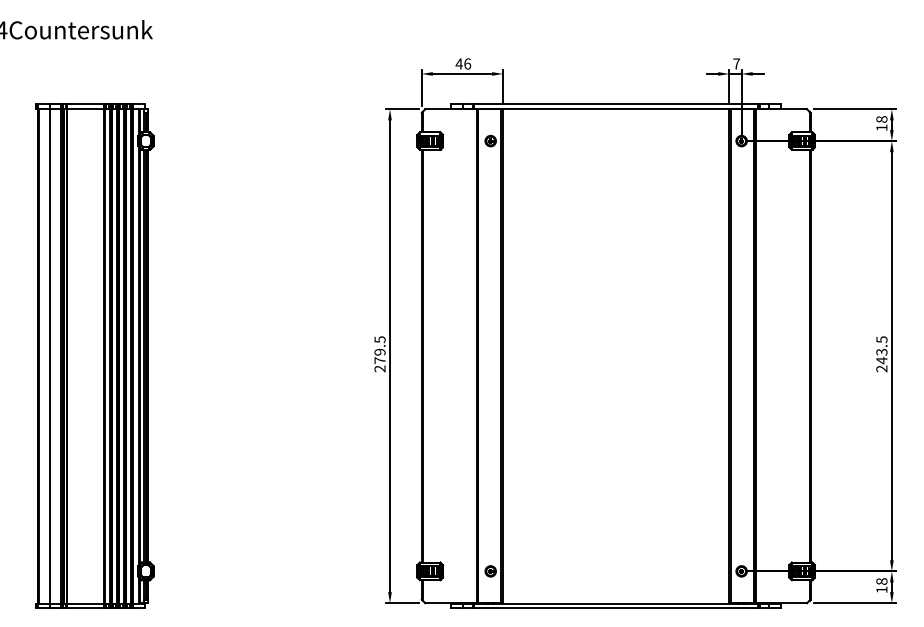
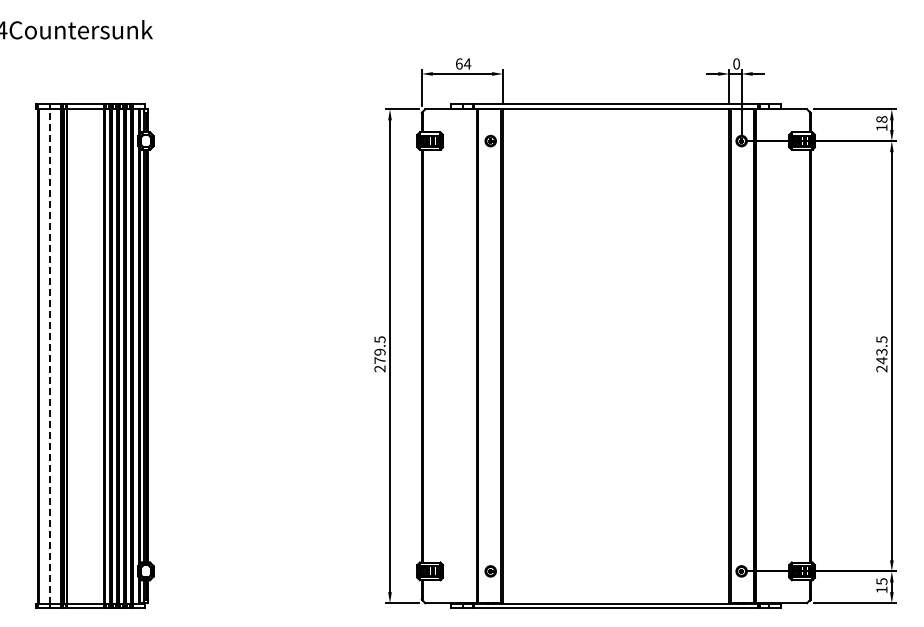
text: 46 -> 64 (462, 63)
text: 7 -> 0 (736, 63)
line: solid -> dashed (49, 355)
text: 18 -> 15 (881, 581)
